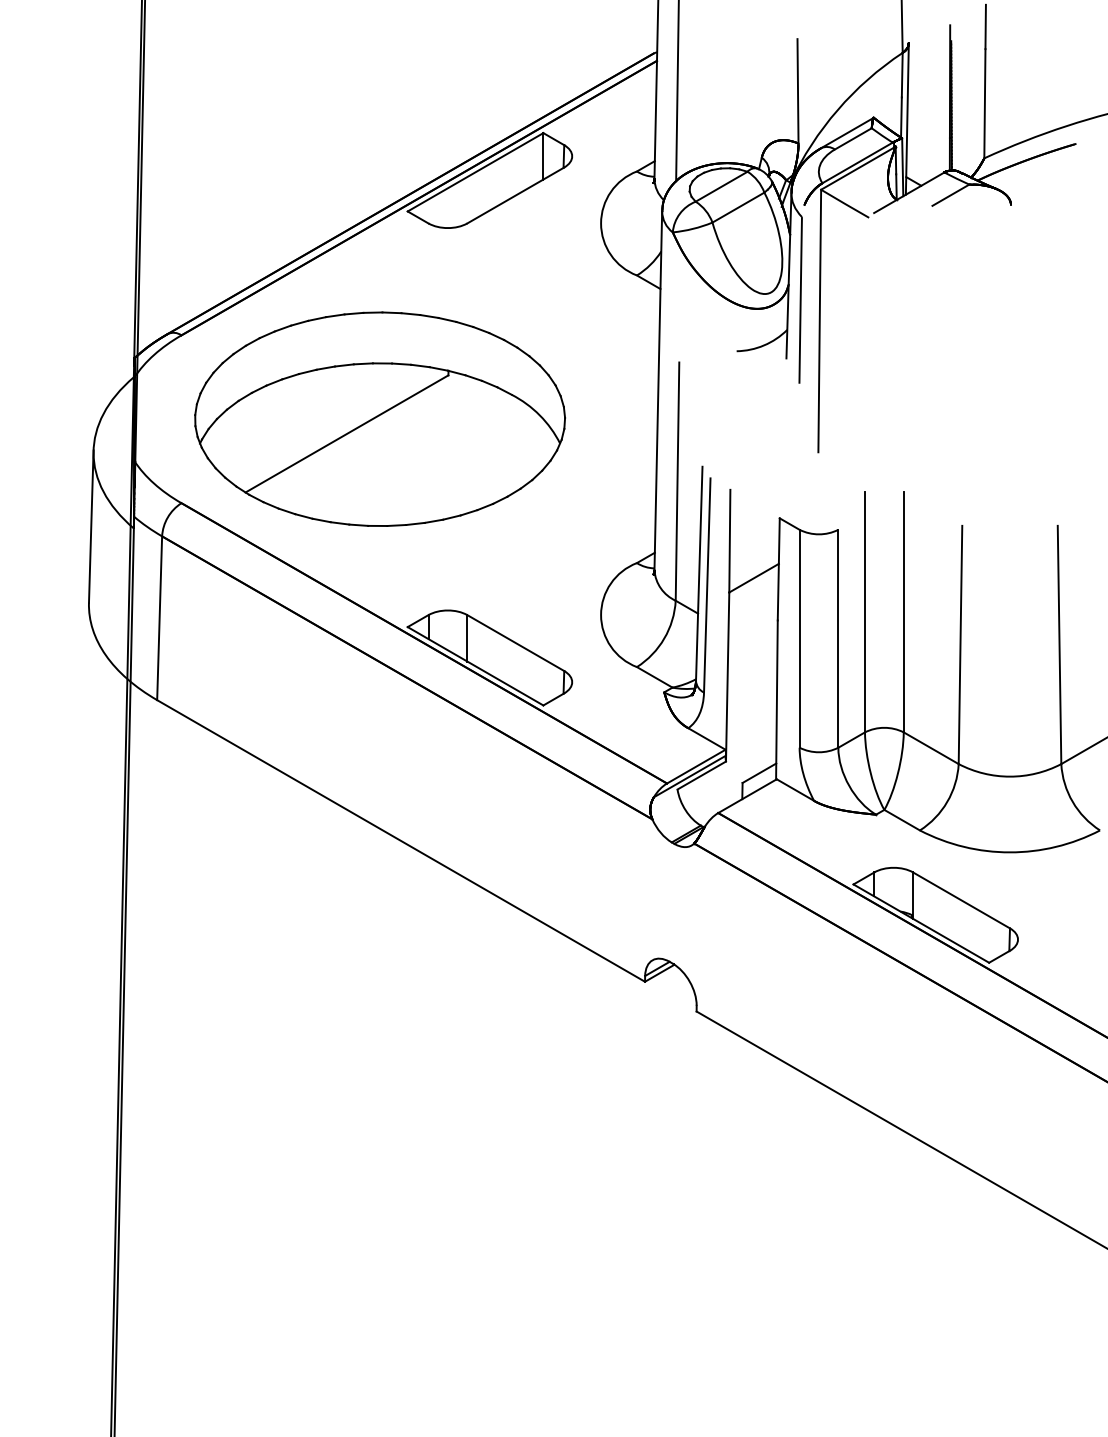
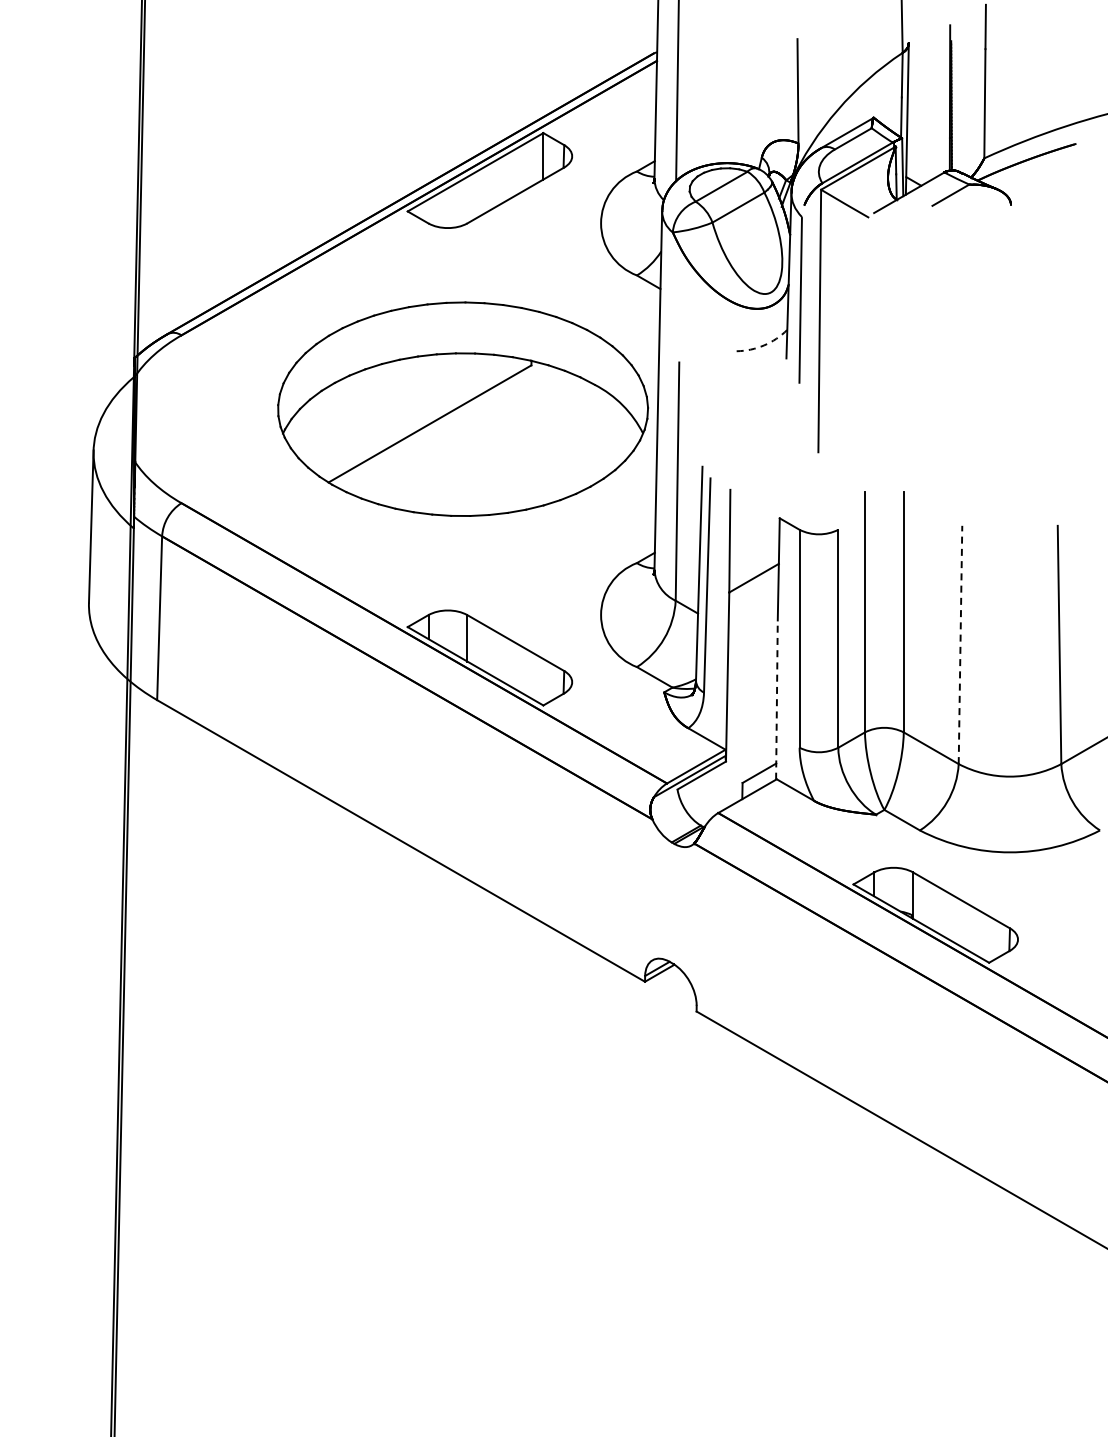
arc: solid -> dashed (764, 345)
part position: (379, 418) -> (462, 408) (462, 408)
line: solid -> dashed (960, 644)
line: solid -> dashed (776, 700)
